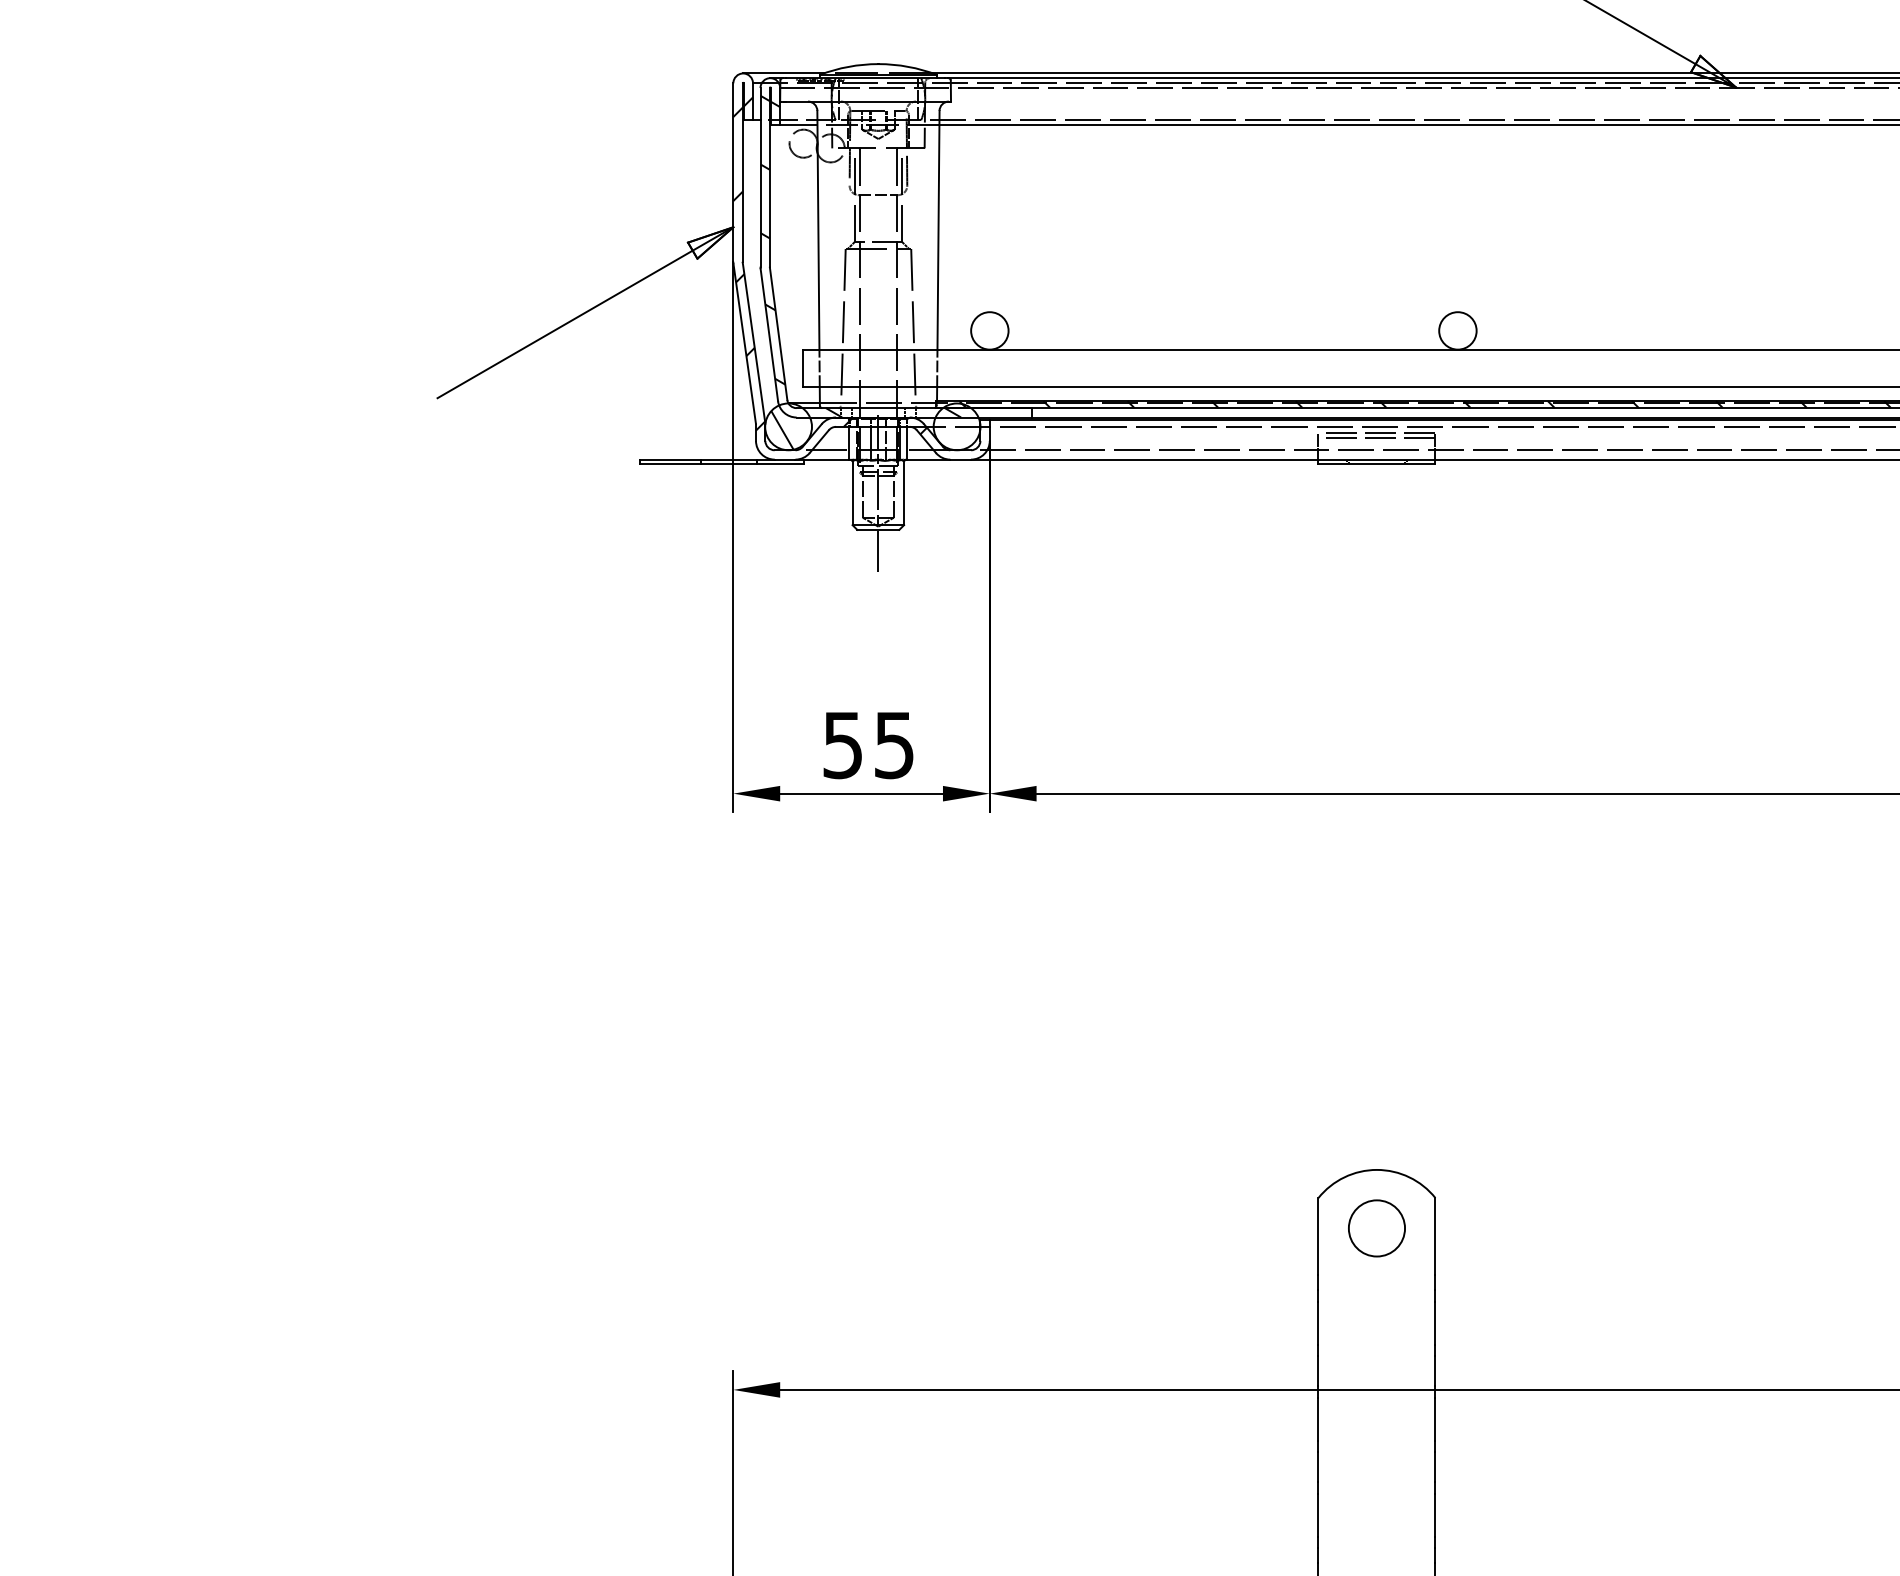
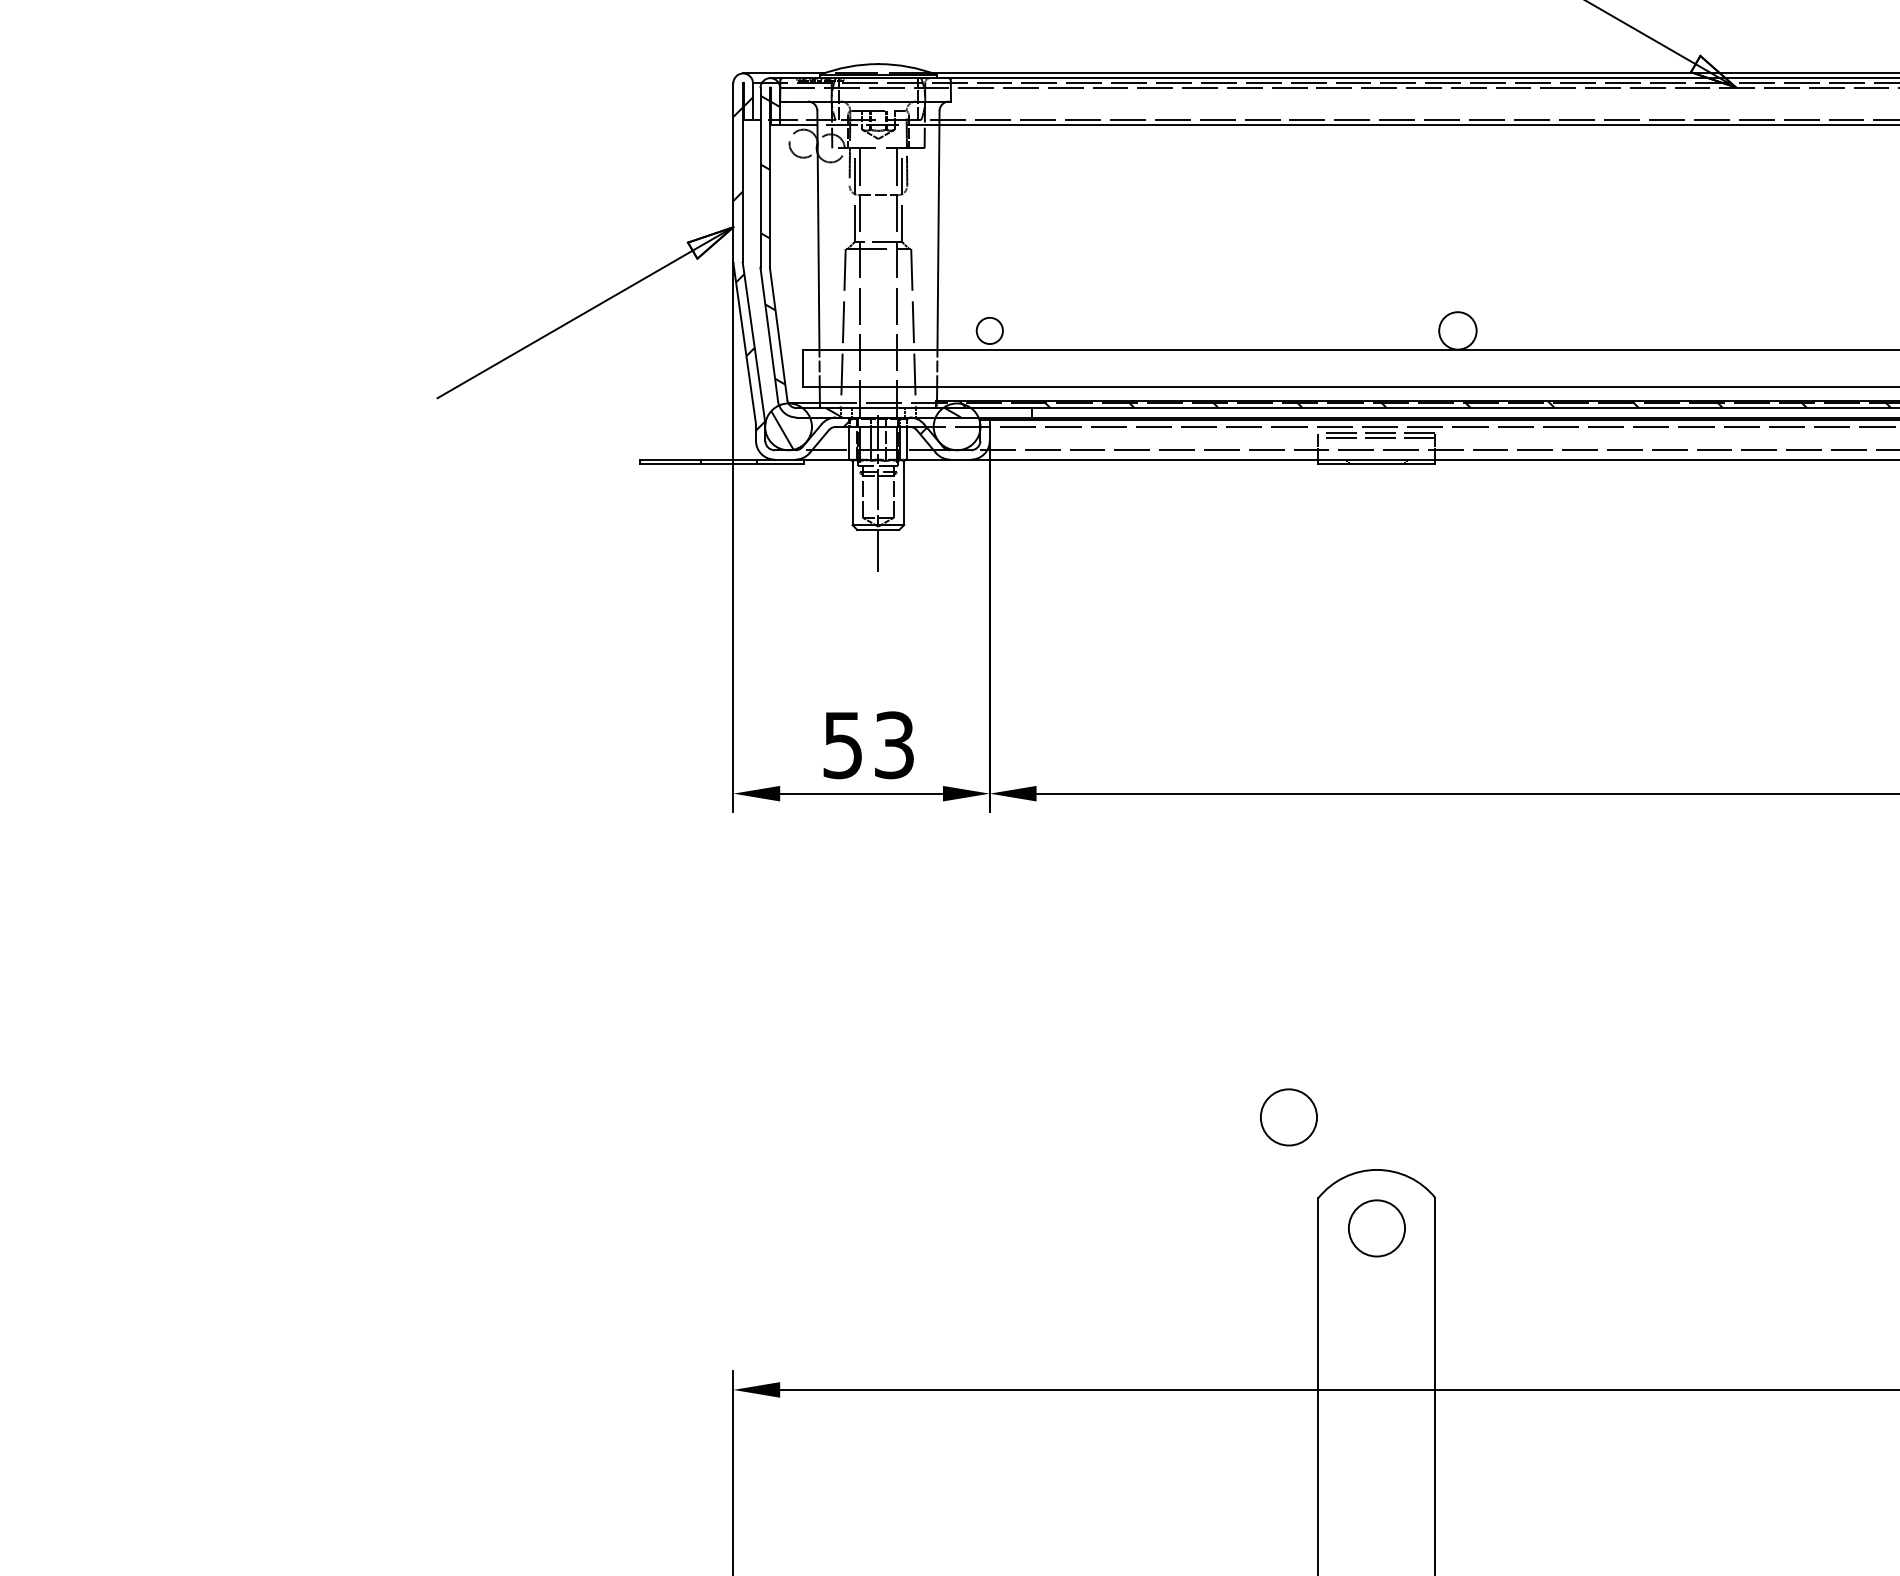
circle diameter: 37 px -> 26 px (989, 330)
text: 55 -> 53 (894, 744)
circle: none -> present (1288, 1117)
